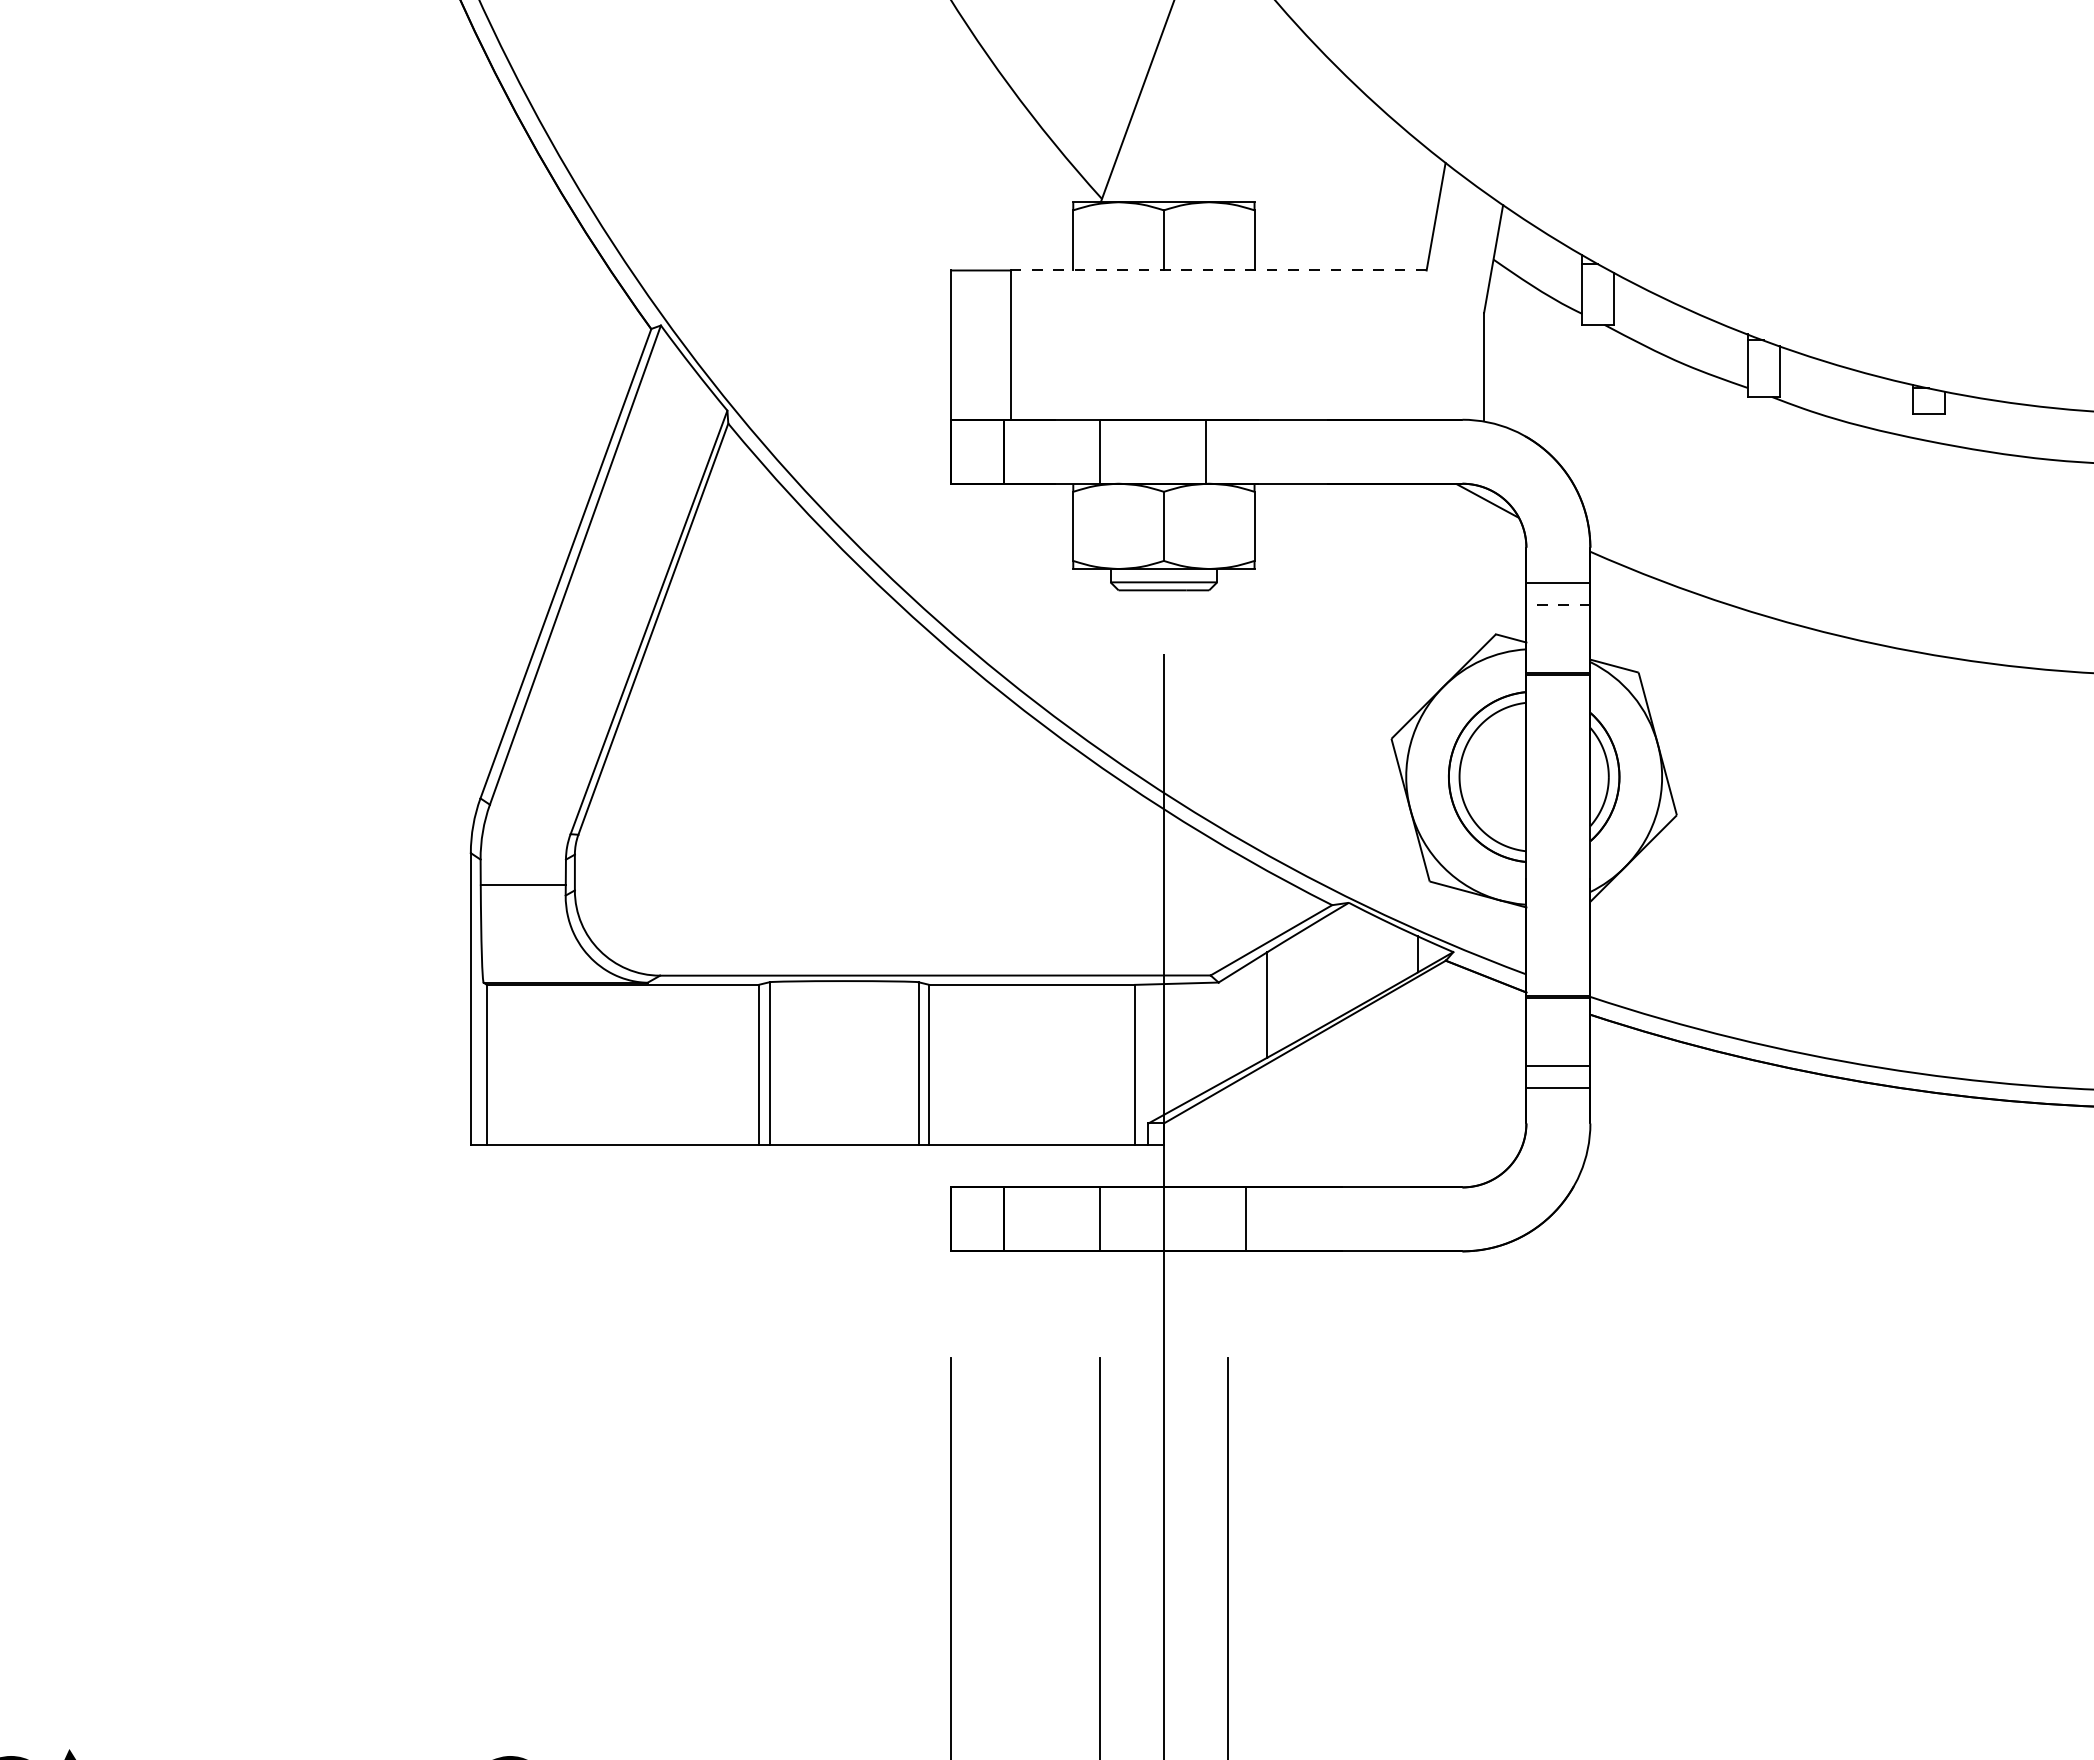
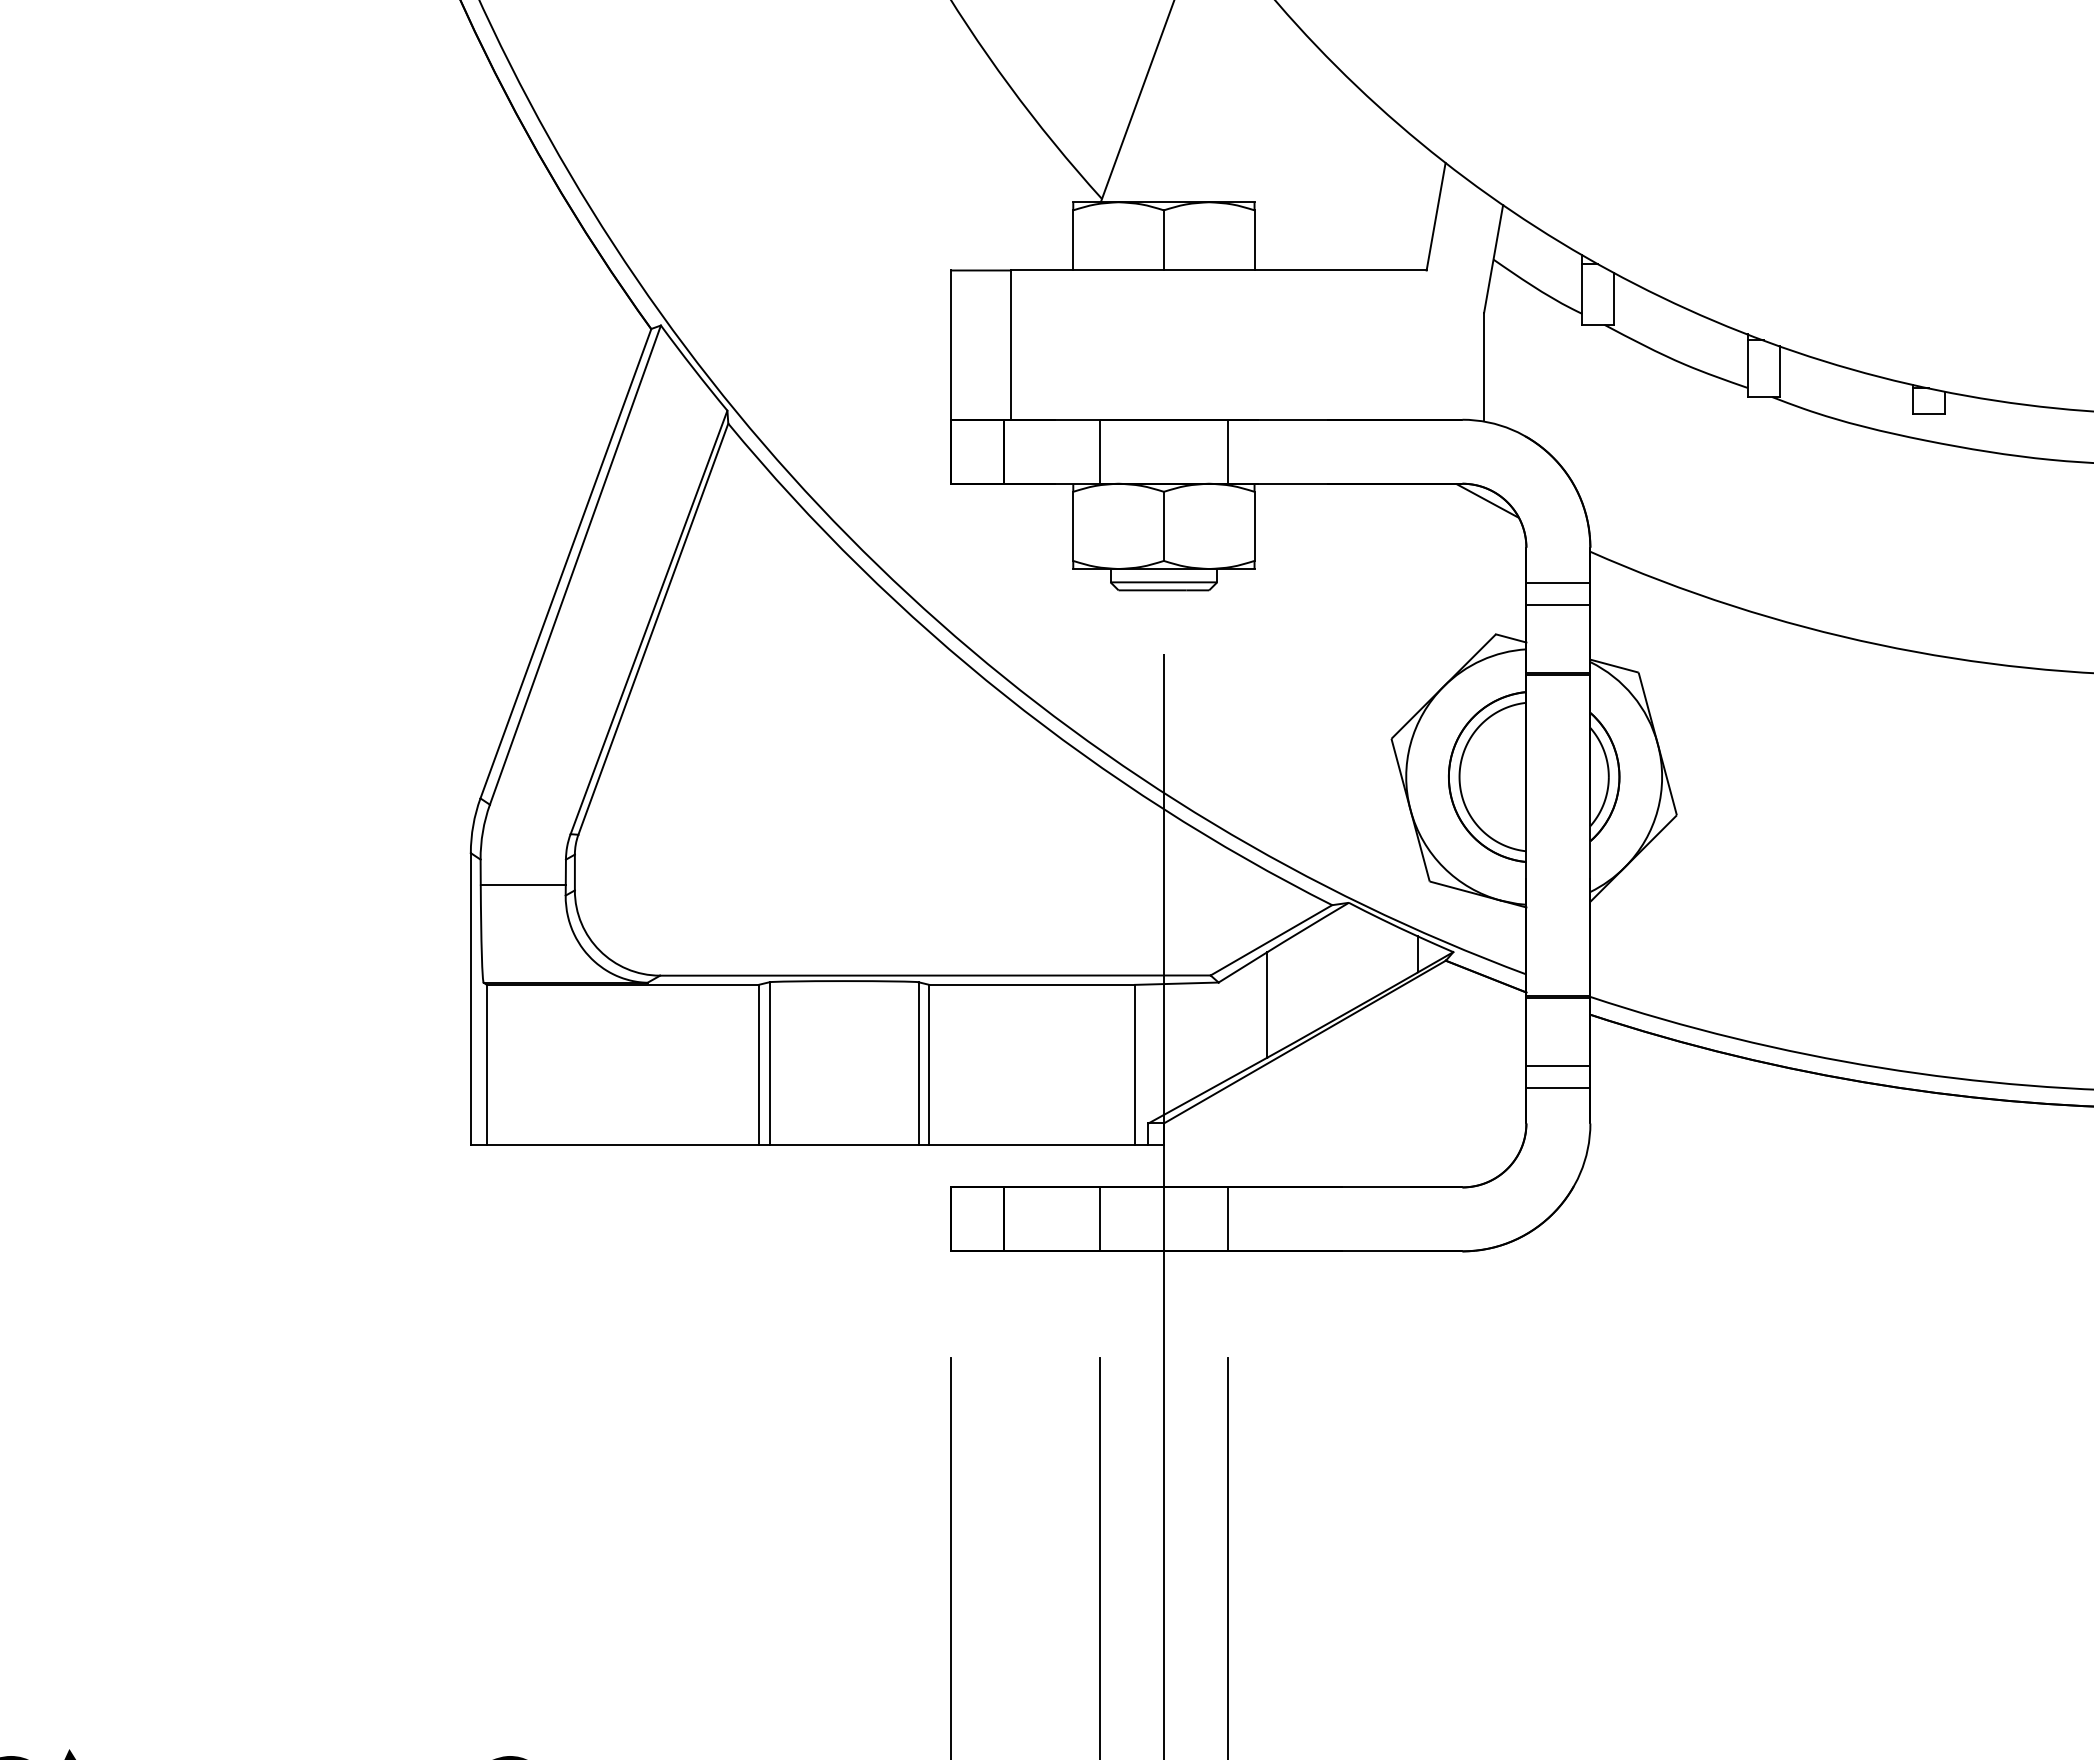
line: dashed -> solid (1218, 270)
line position: (1205, 451) -> (1227, 451) (1227, 451)
line: dashed -> solid (1558, 605)
line position: (1245, 1219) -> (1227, 1219) (1227, 1219)
